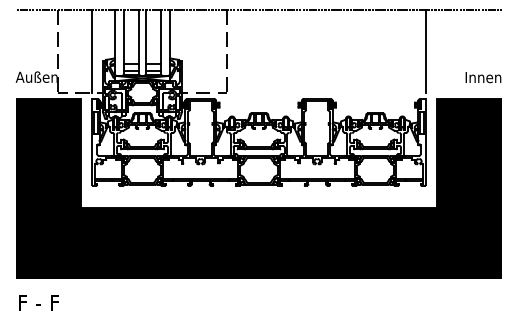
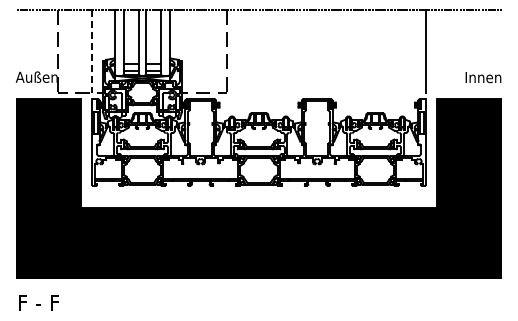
line: solid -> dashed (92, 51)
